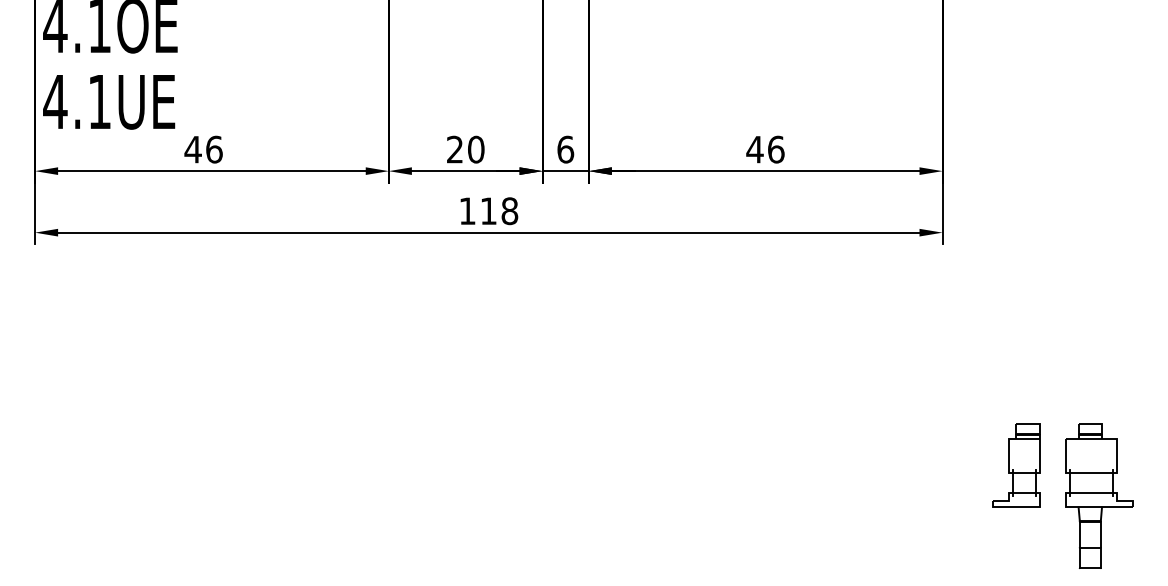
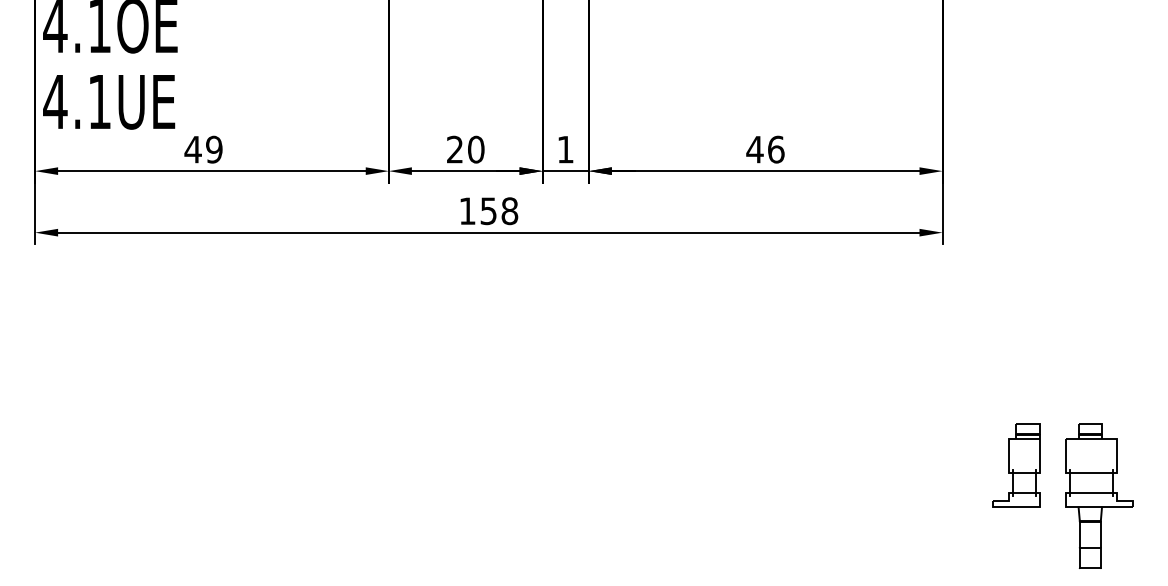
text: 46 -> 49 (214, 149)
text: 6 -> 1 (565, 149)
text: 118 -> 158 (488, 211)
